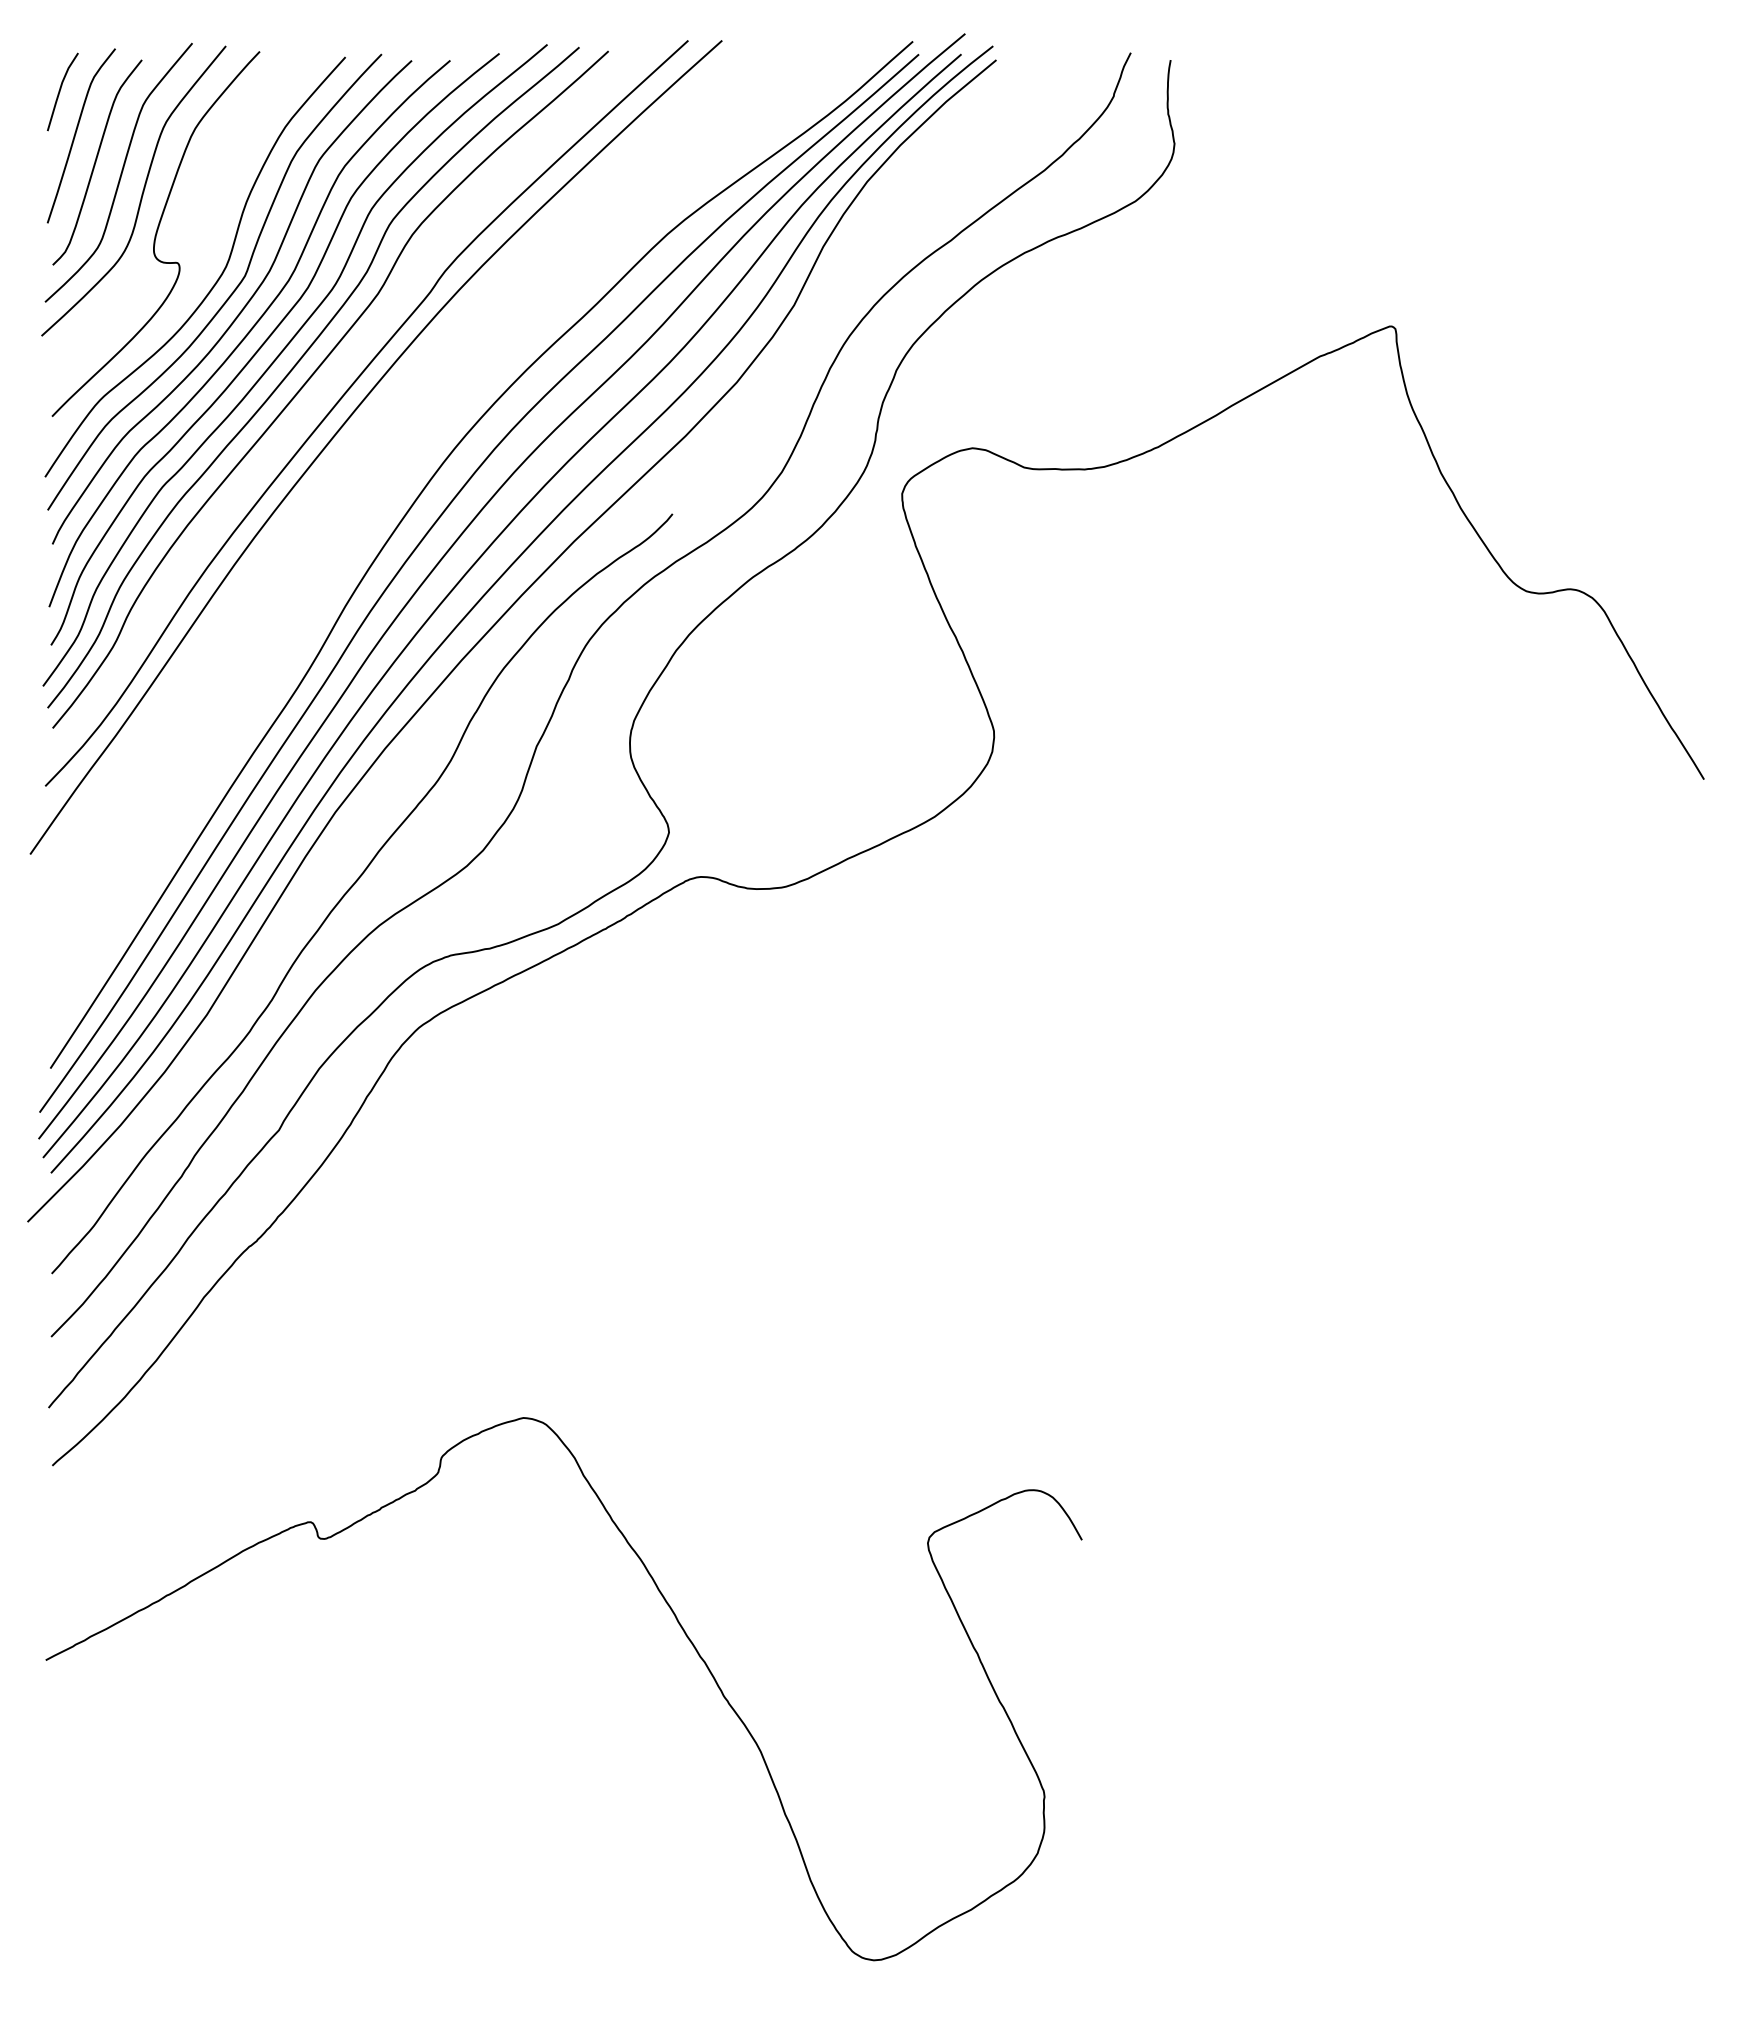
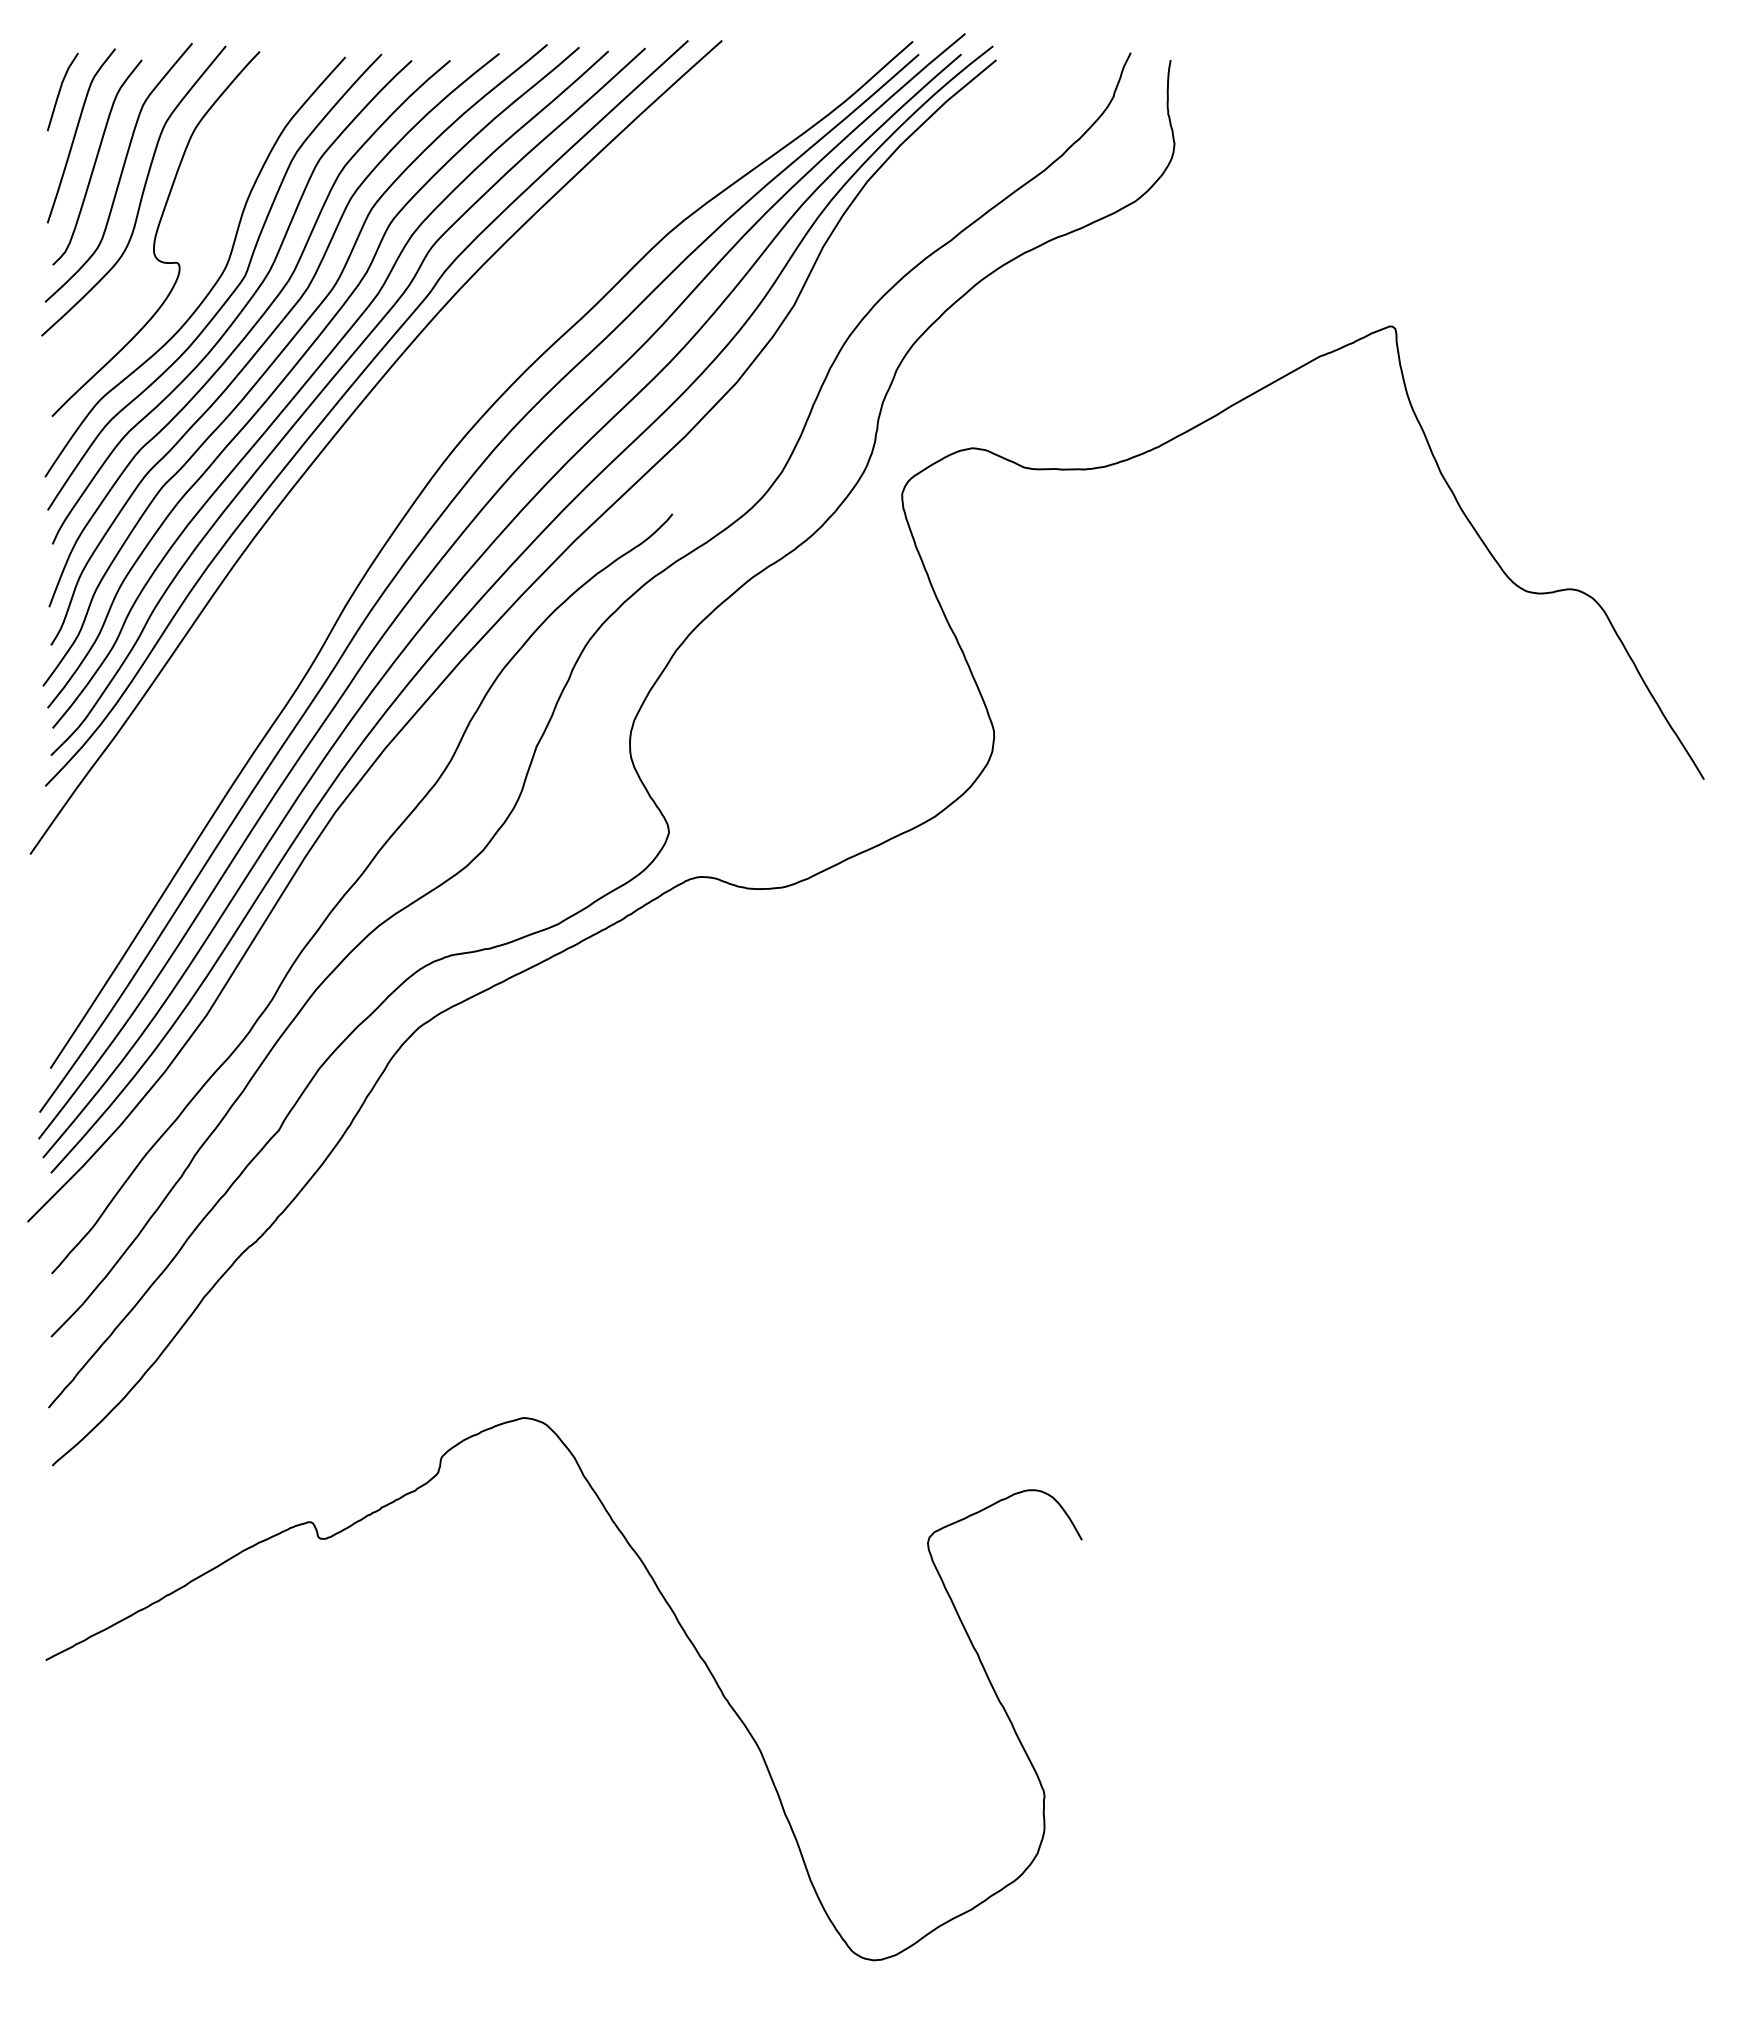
curve: none -> present (327, 386)
